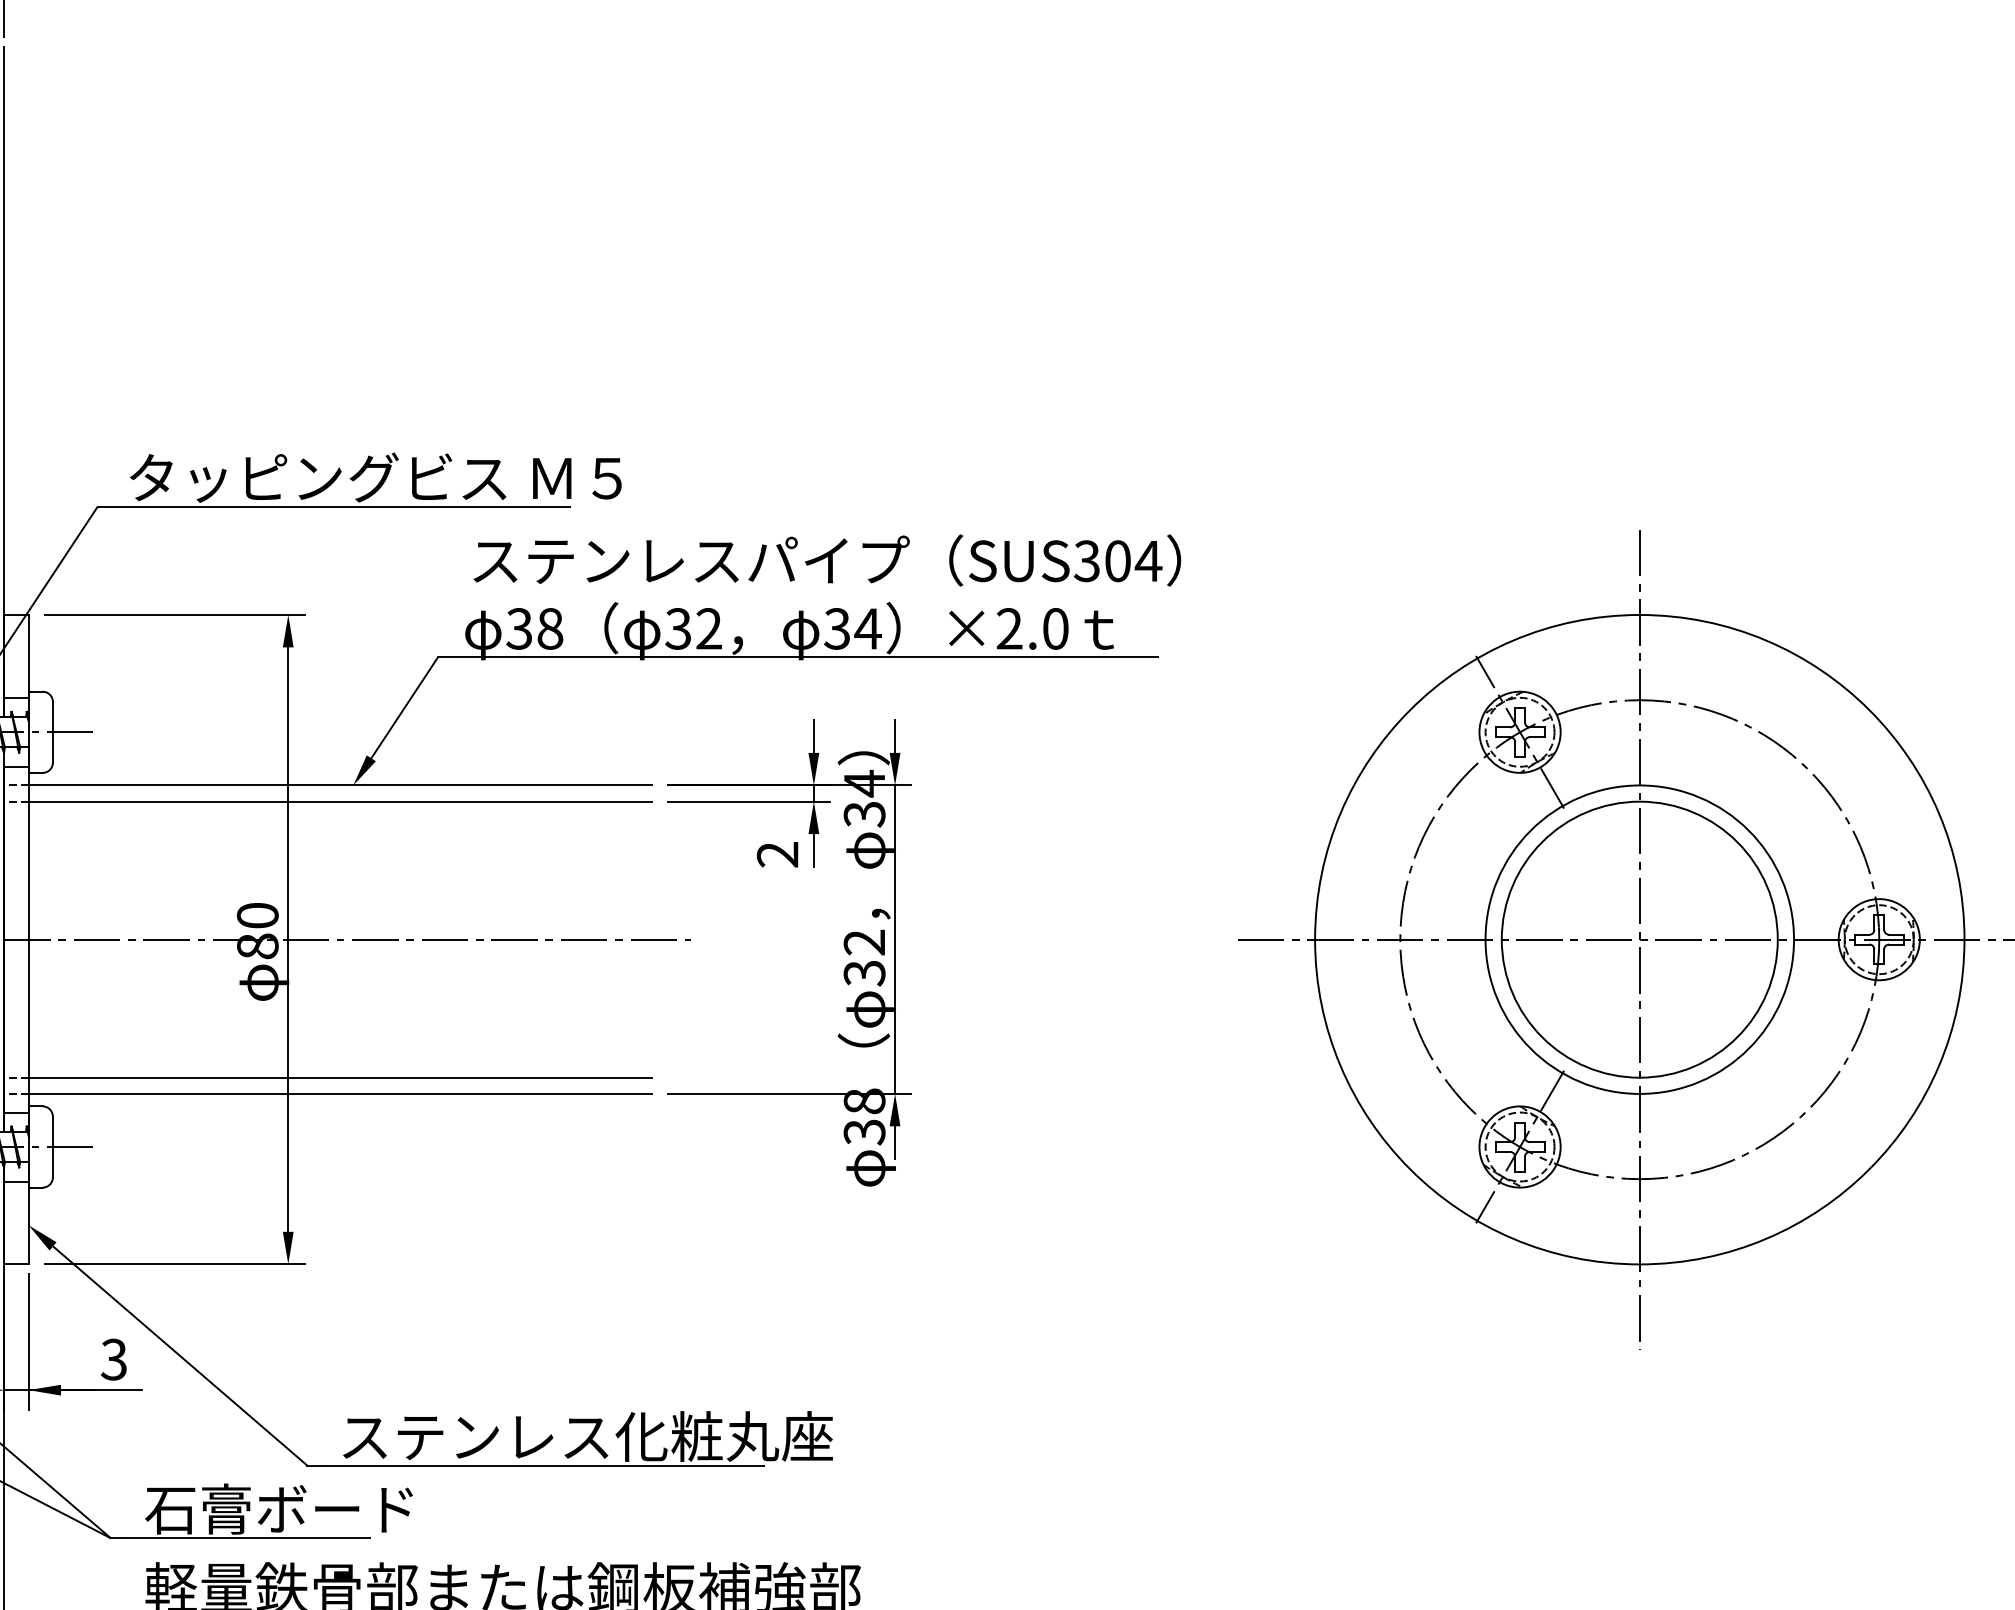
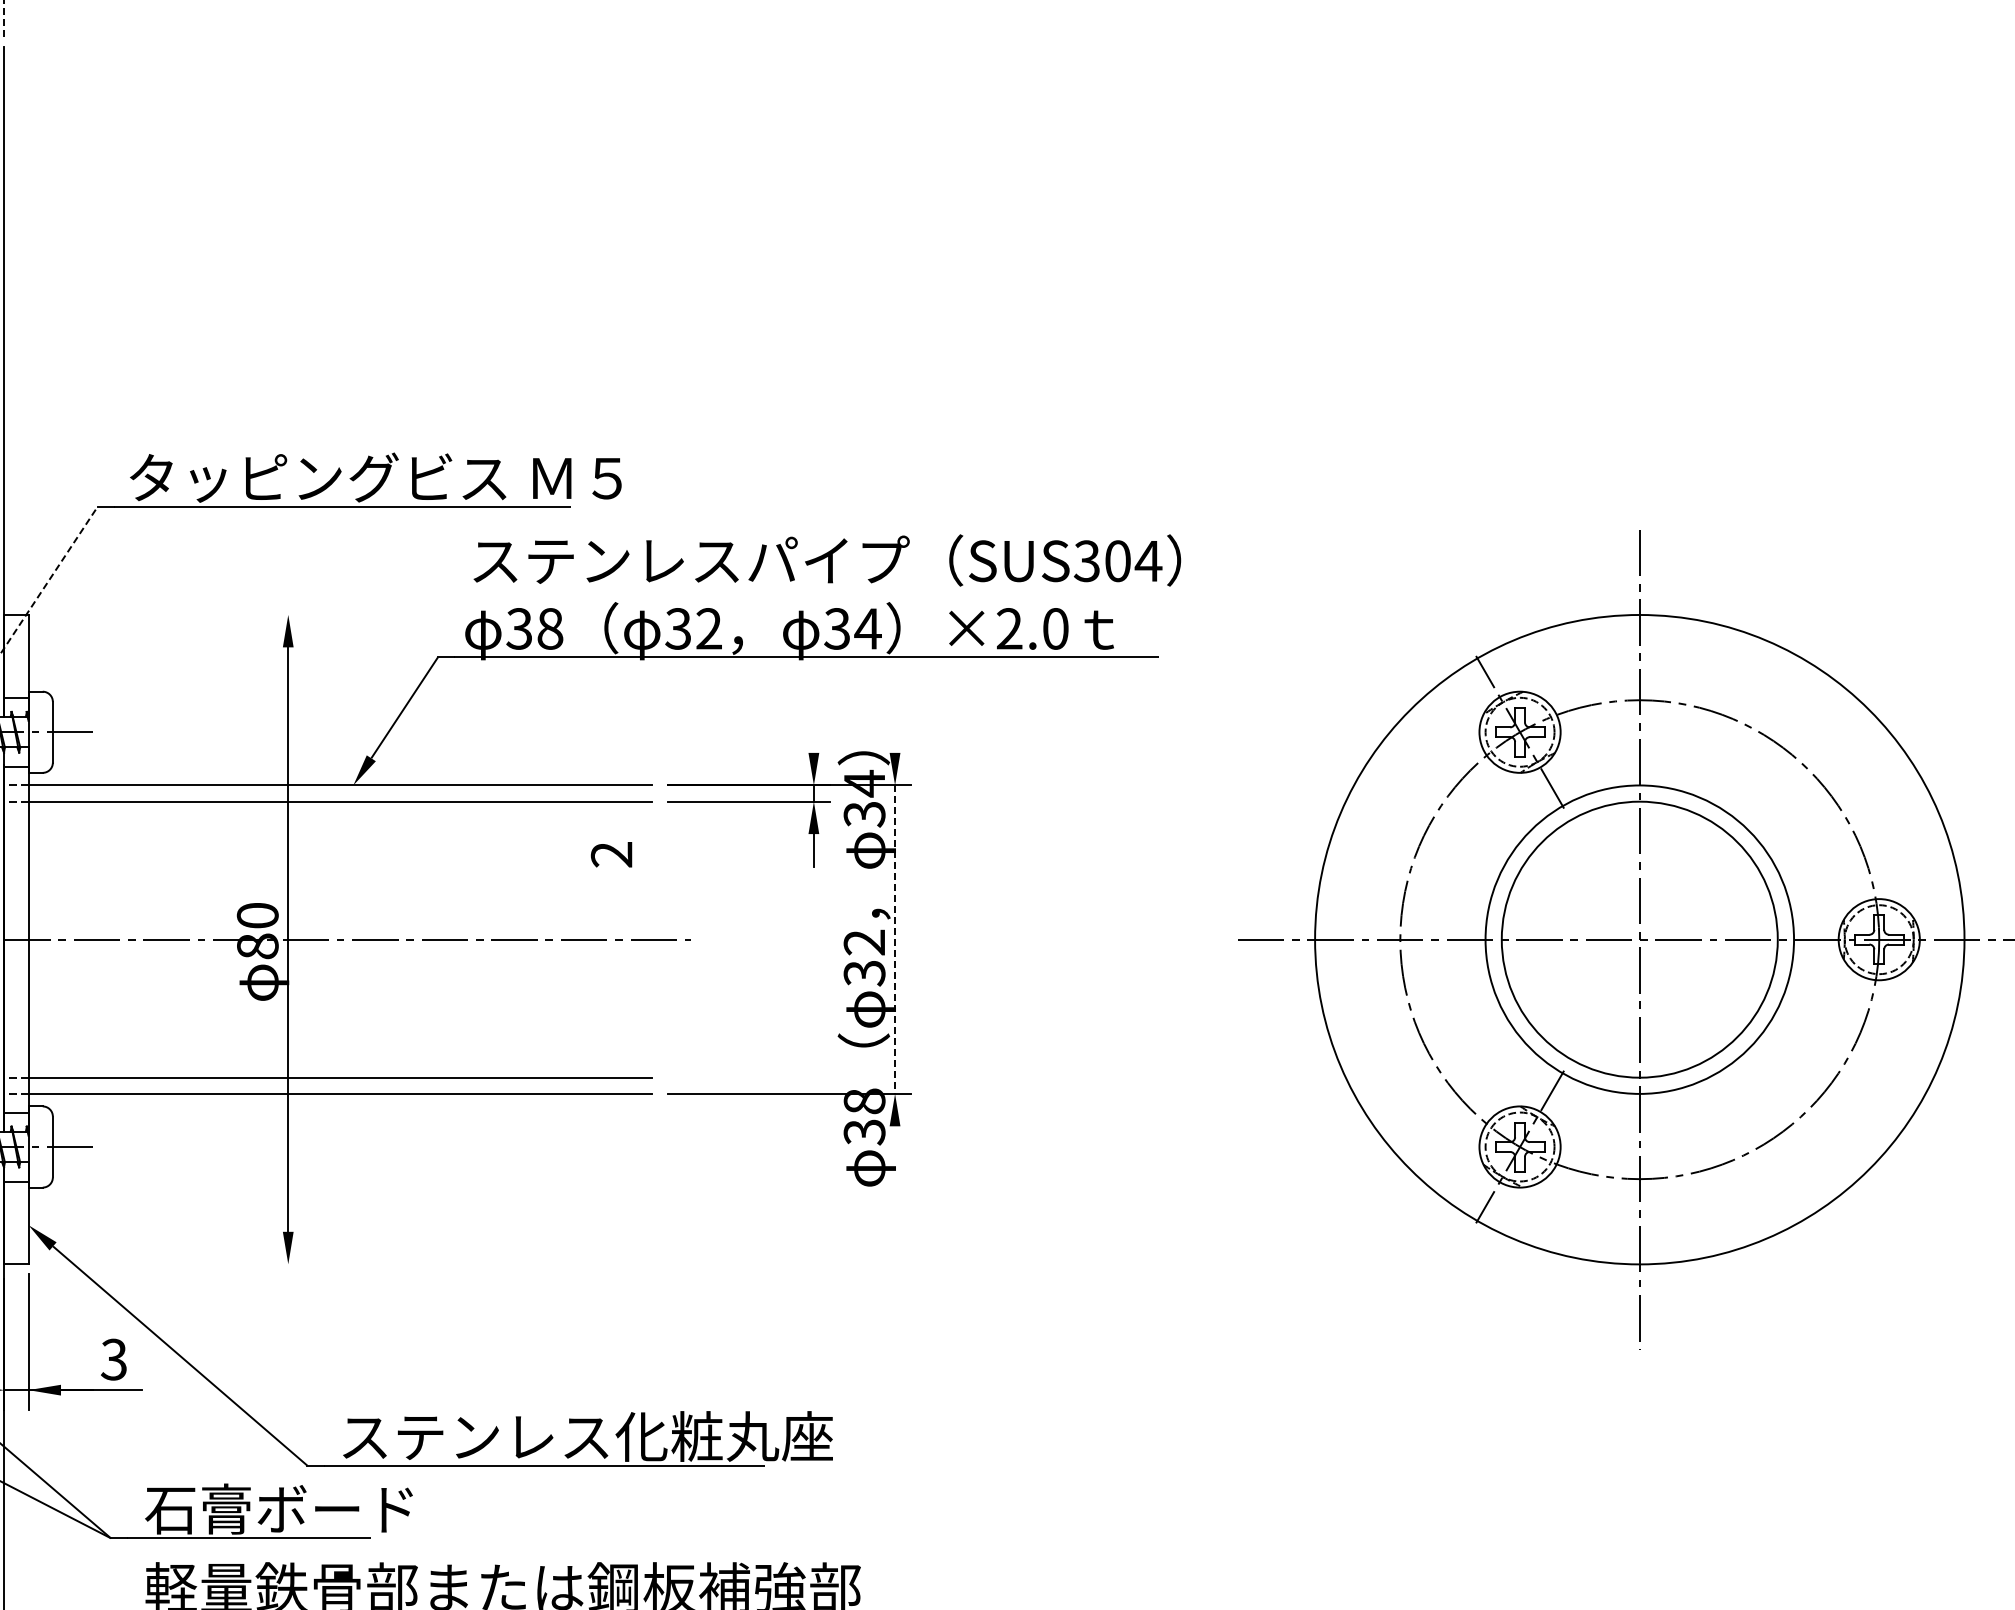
line: solid -> dashed (4, 18)
line: solid -> dashed (49, 580)
line: present -> none (174, 614)
line: present -> none (813, 736)
line: present -> none (895, 736)
text position: (777, 854) -> (611, 854) (611, 854)
line: solid -> dashed (895, 940)
line: present -> none (895, 1142)
line: present -> none (174, 1264)
